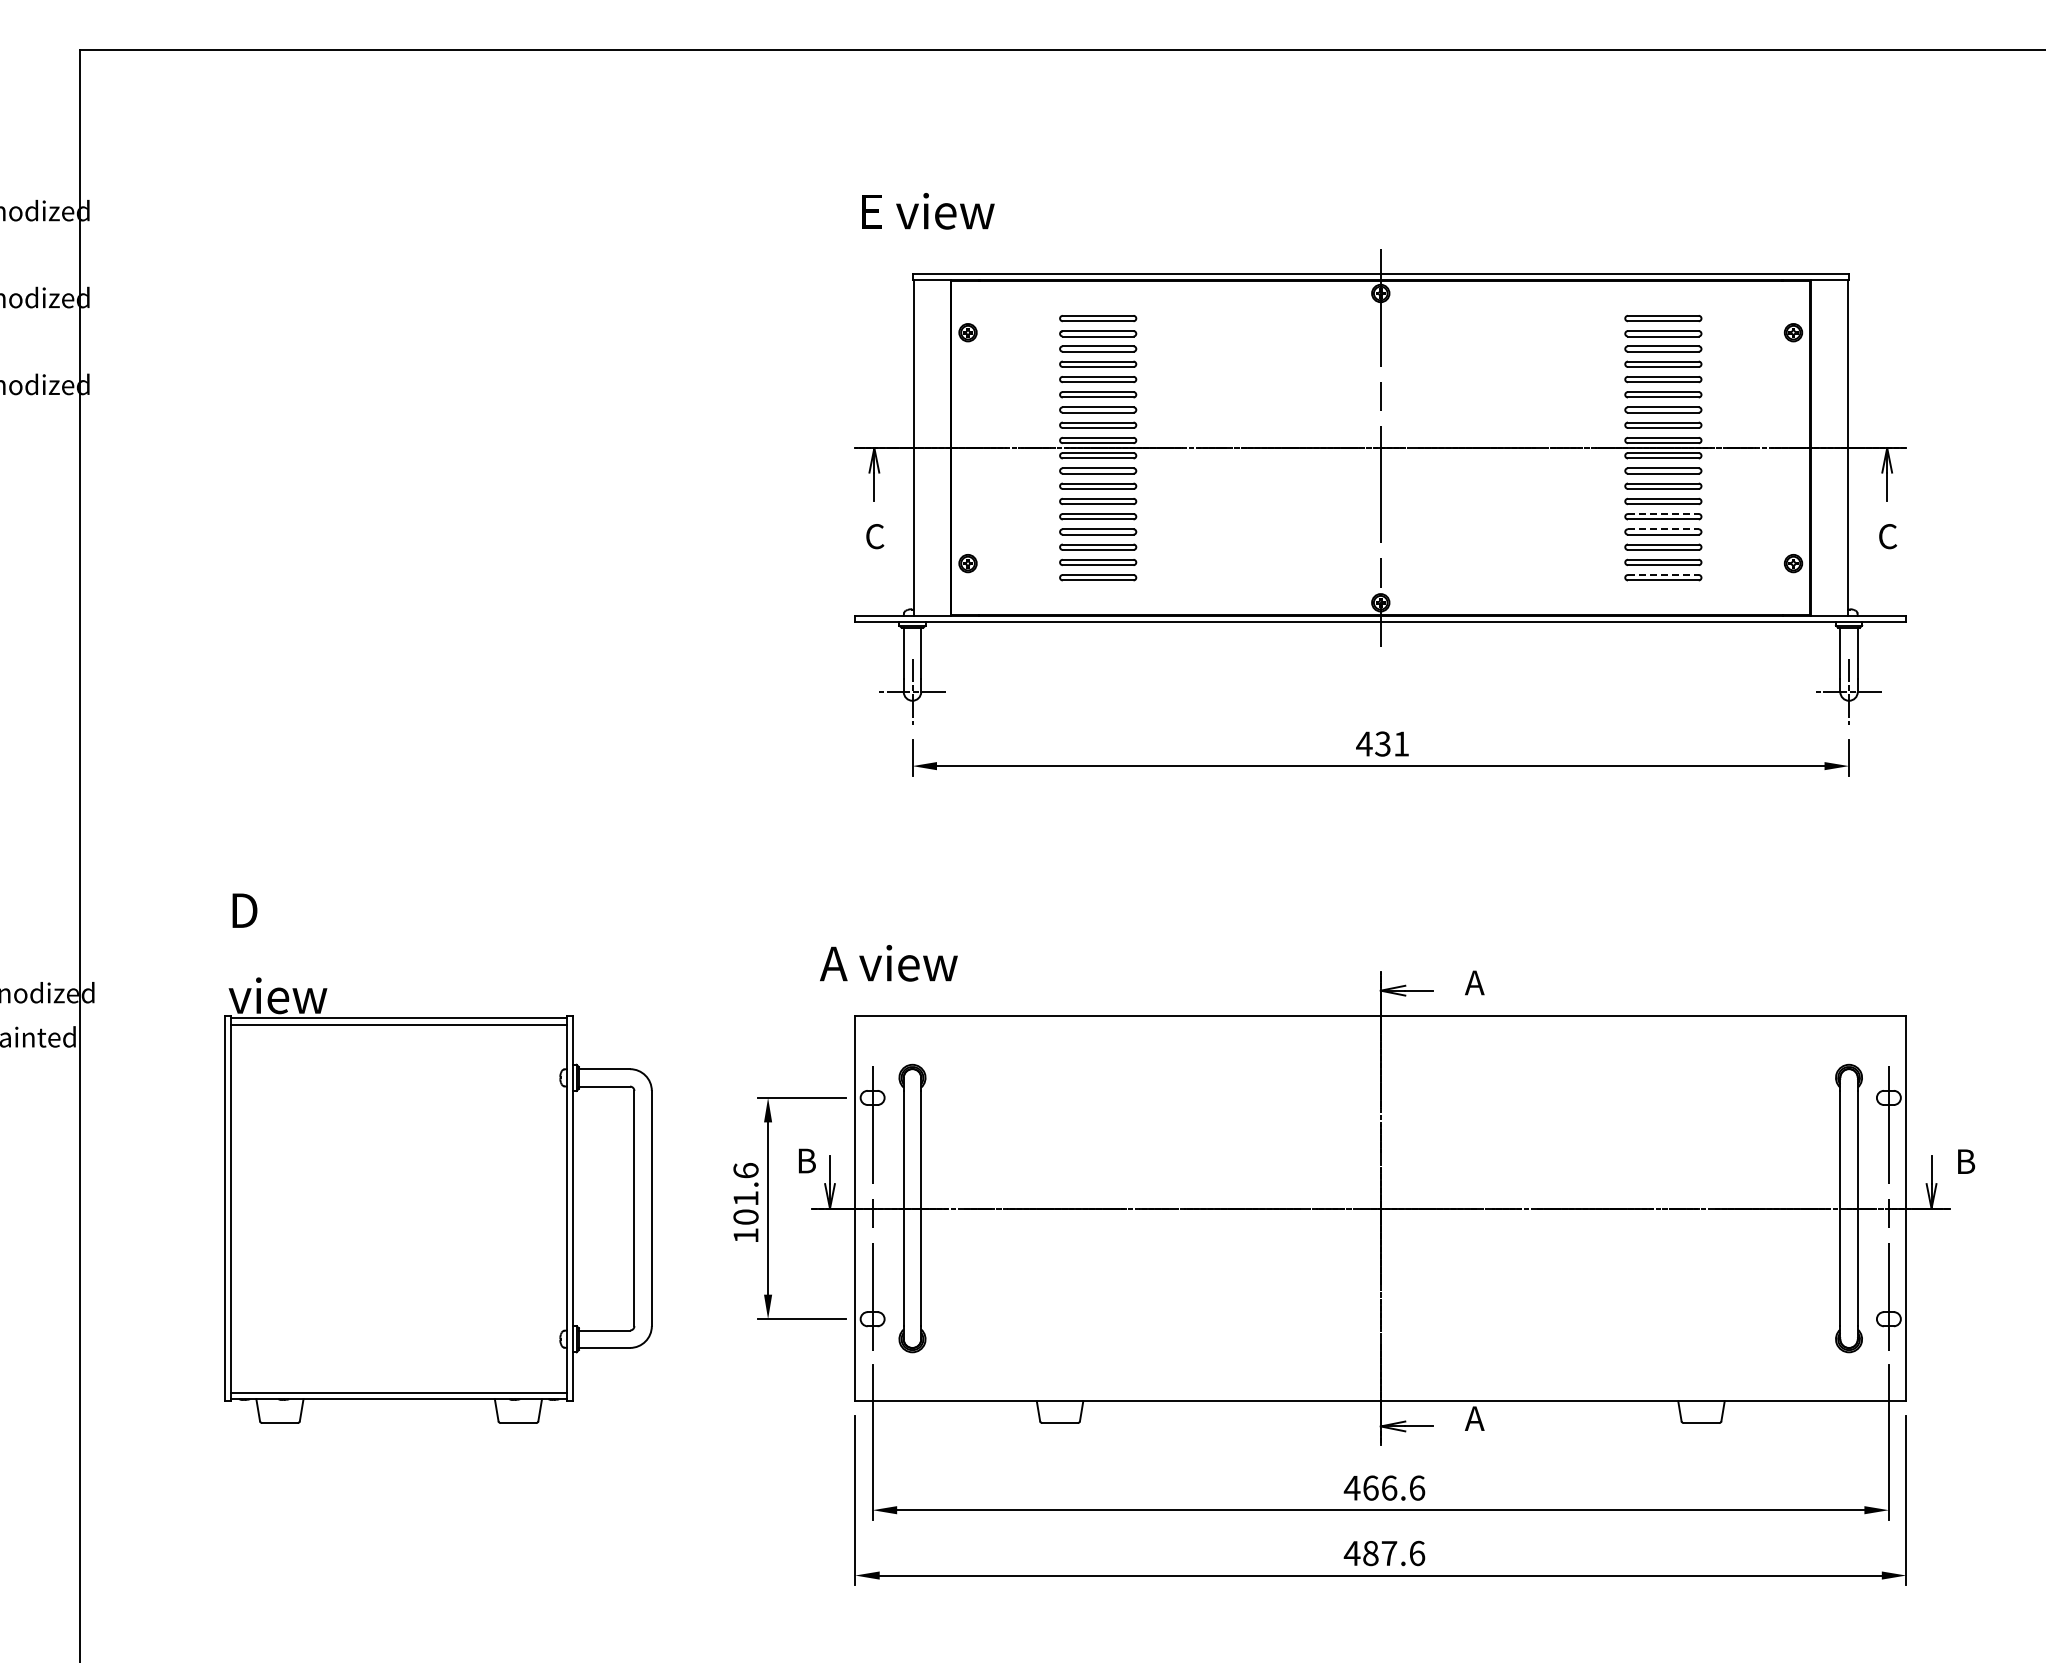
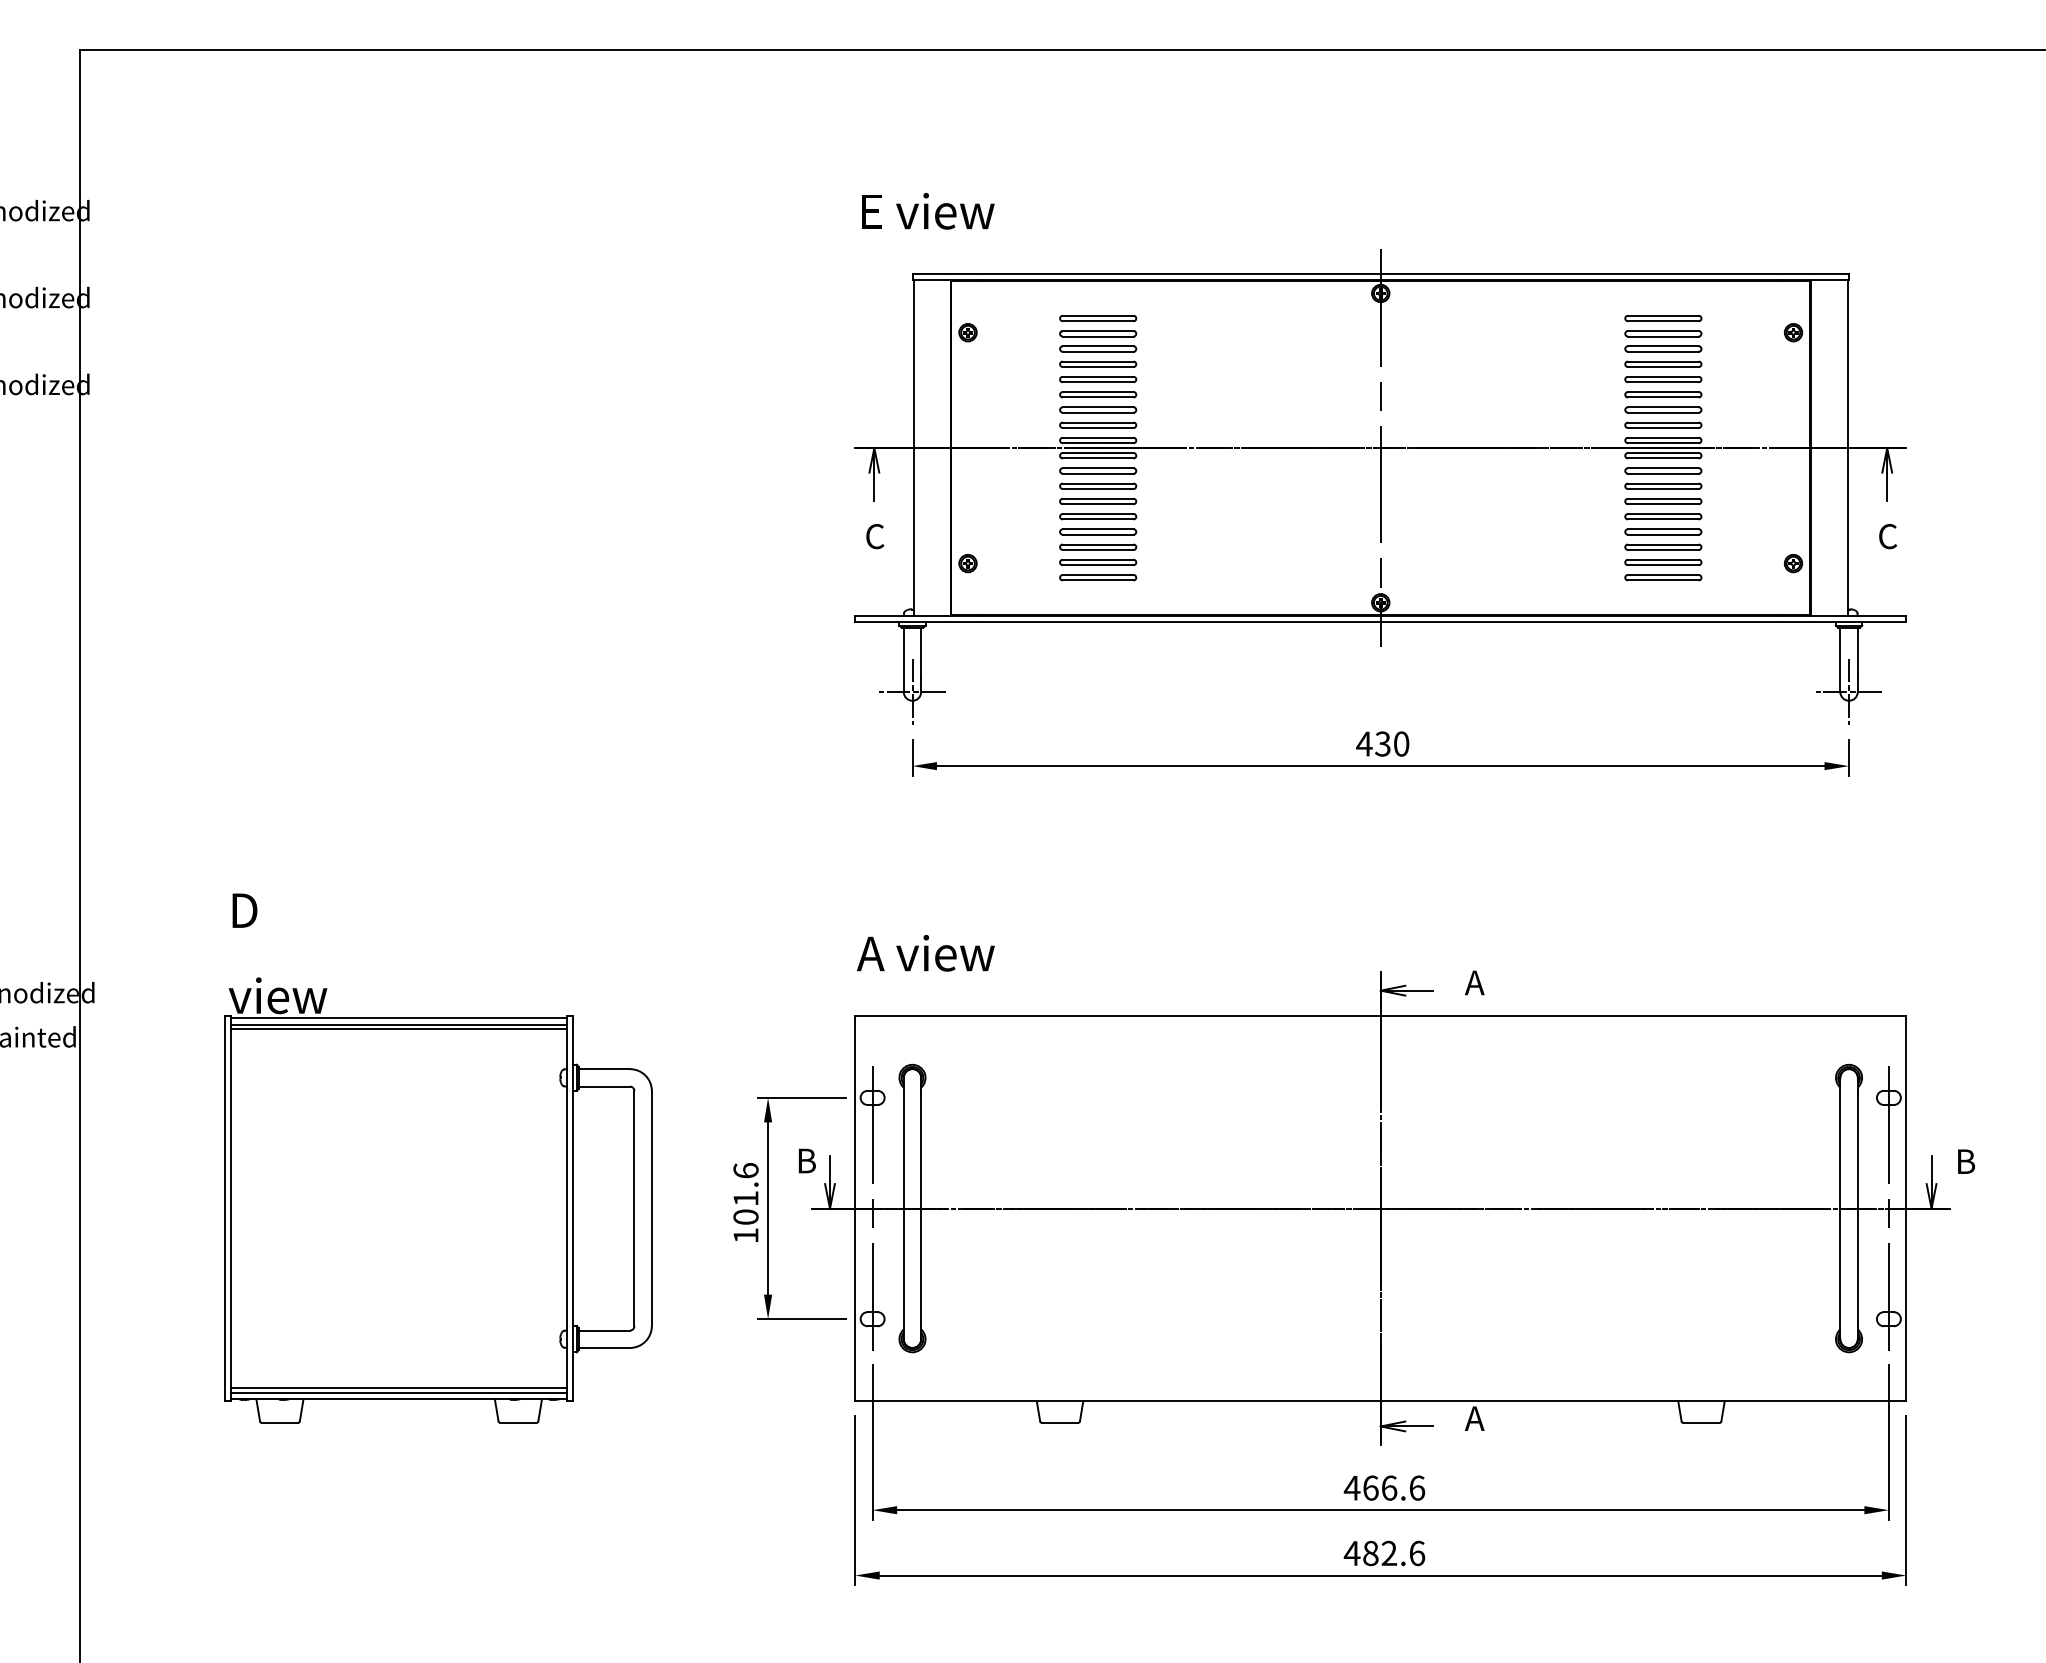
line: dashed -> solid (1663, 514)
line: dashed -> solid (1663, 529)
line: dashed -> solid (1663, 575)
text: 431 -> 430 (1401, 743)
text position: (888, 963) -> (925, 953) (925, 953)
line: none -> present (398, 1028)
line: none -> present (398, 1388)
text: 487.6 -> 482.6 (1389, 1552)
